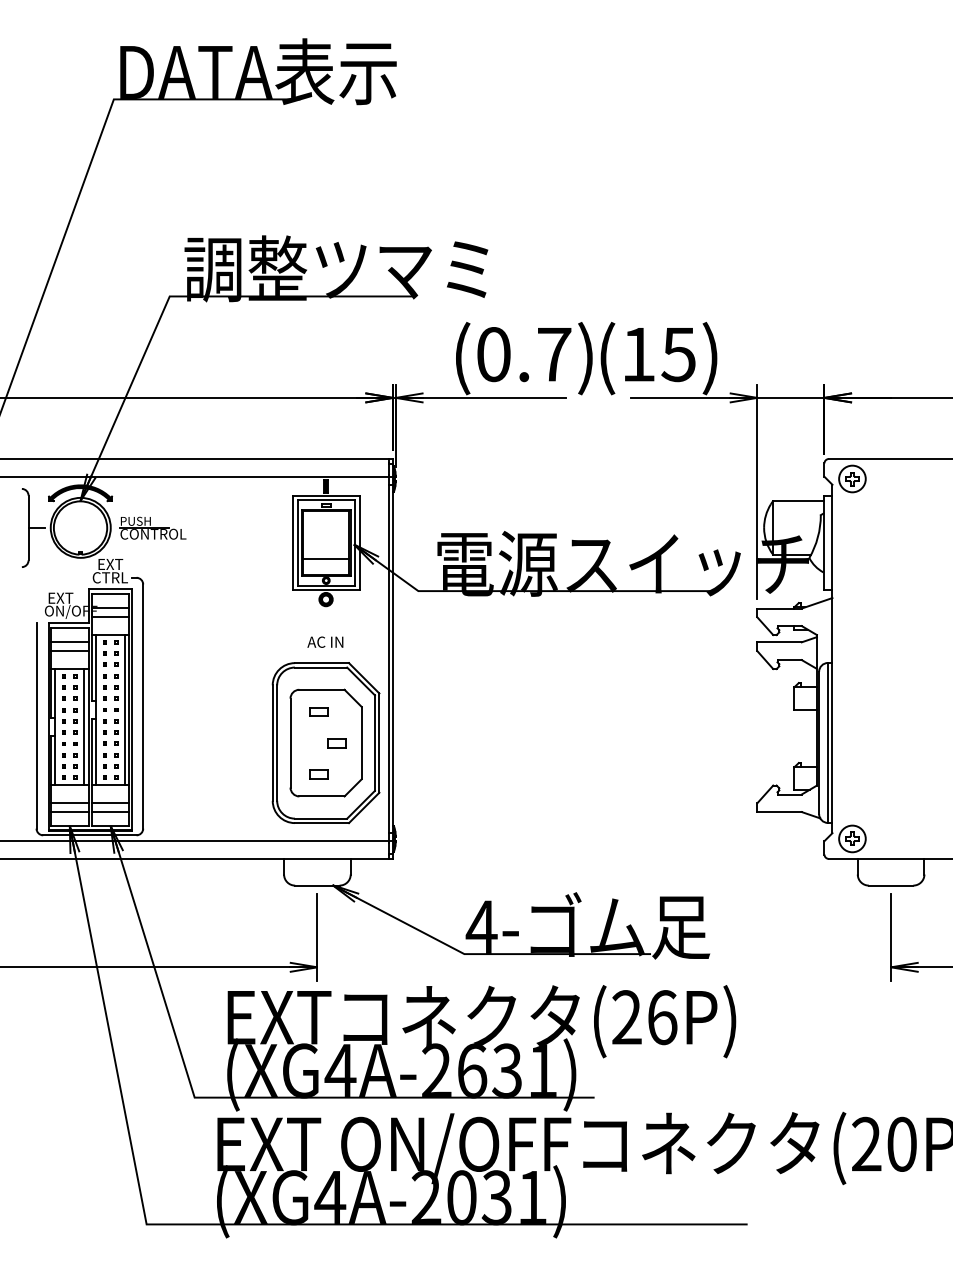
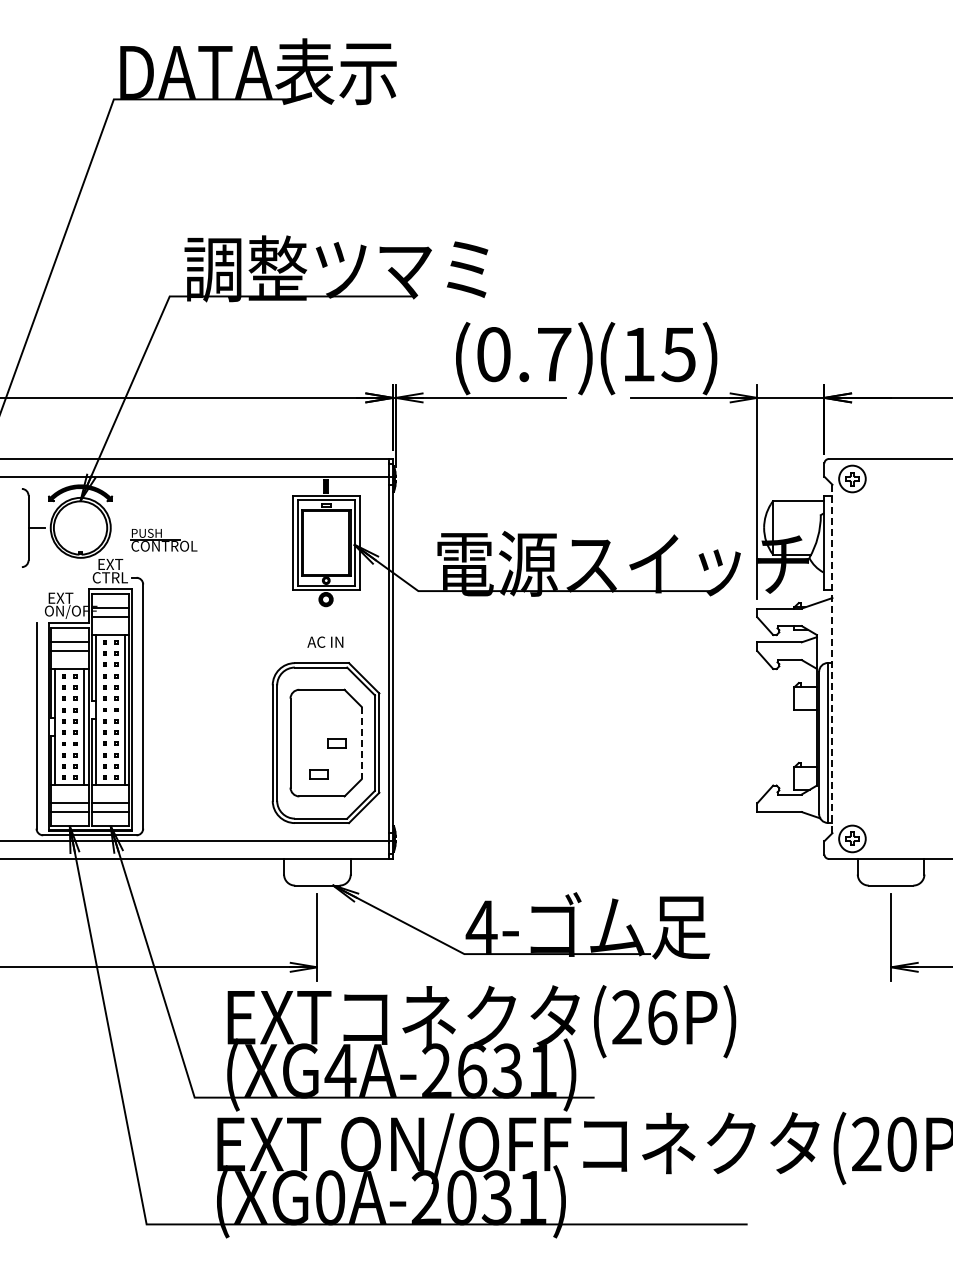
part position: (152, 527) -> (163, 539) (163, 539)
line: present -> none (326, 559)
line: solid -> dashed (832, 658)
part: present -> none (318, 711)
line: solid -> dashed (361, 743)
text: (XG4A-2031) -> (XG0A-2031) (330, 1197)
